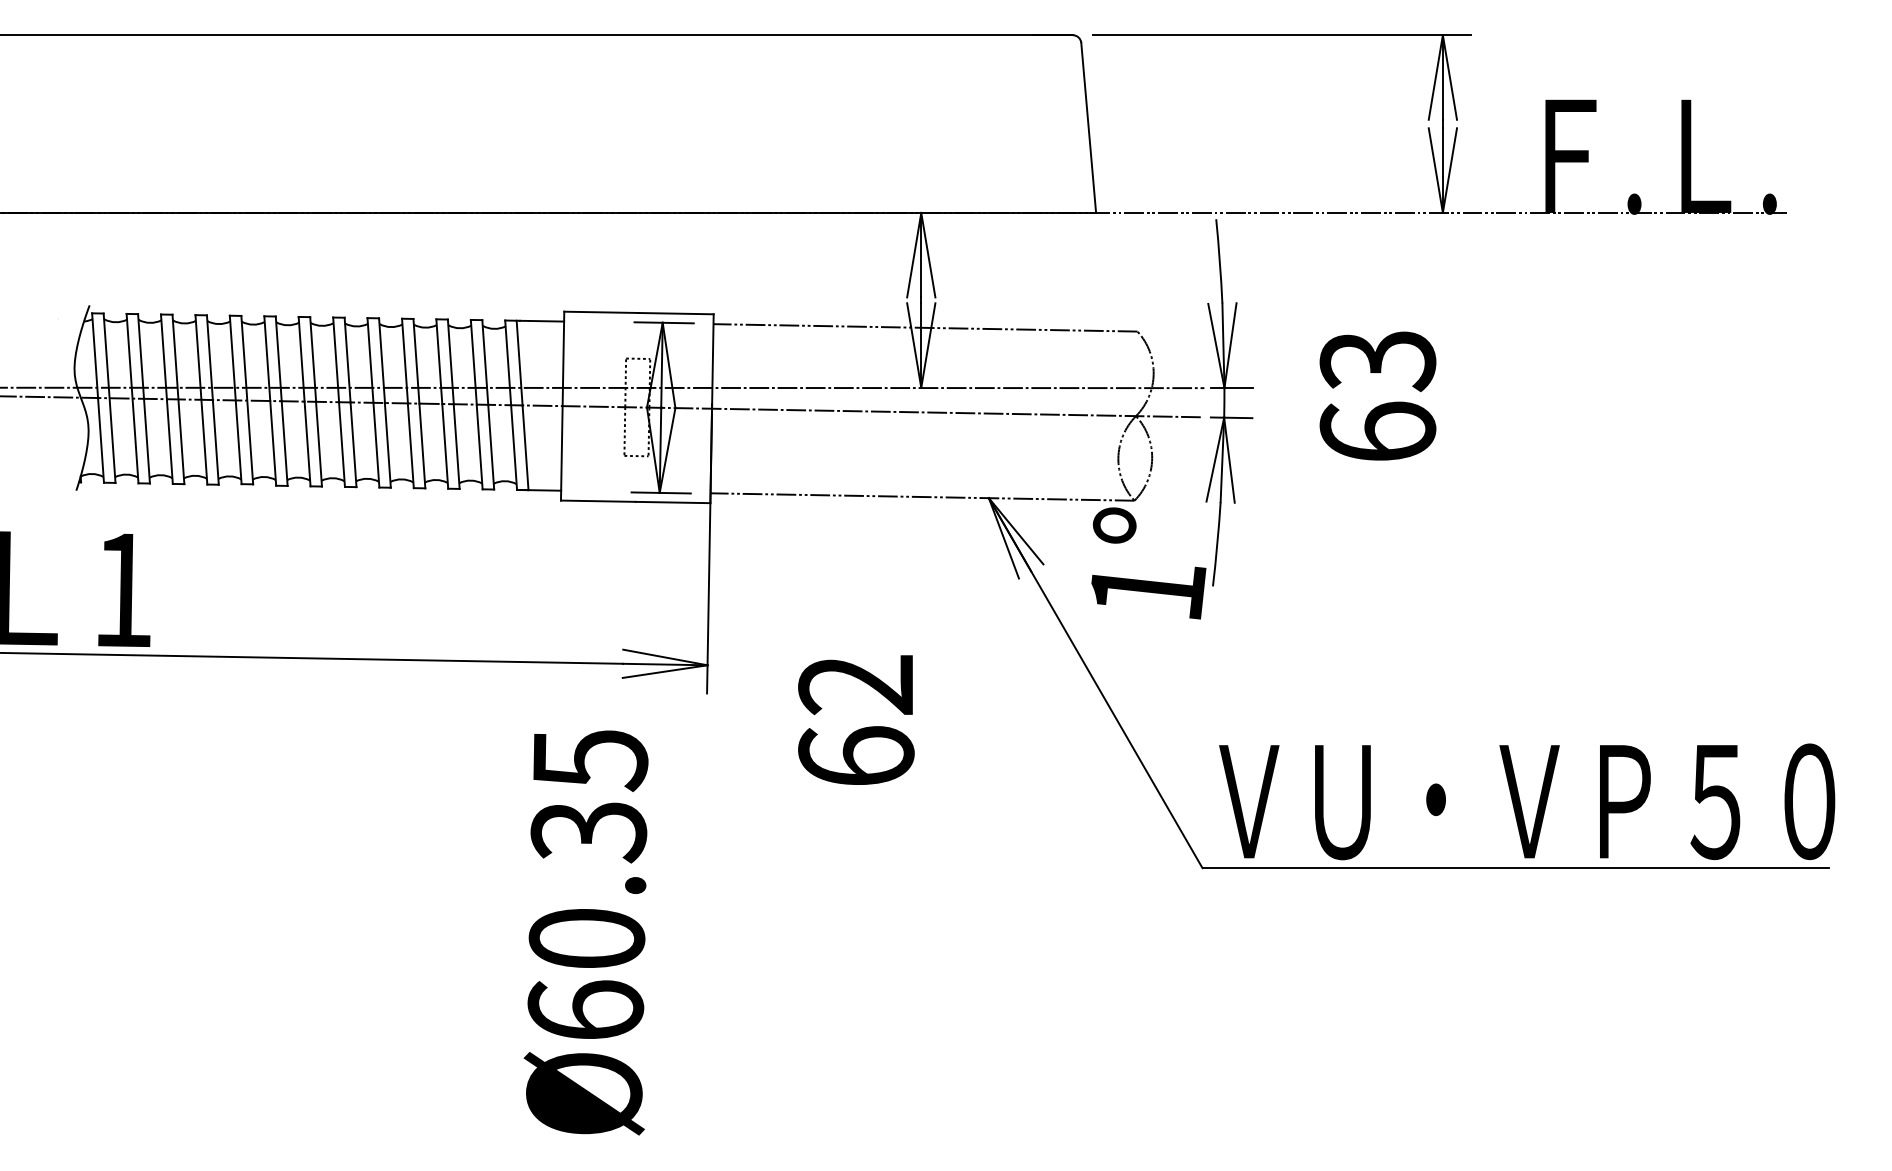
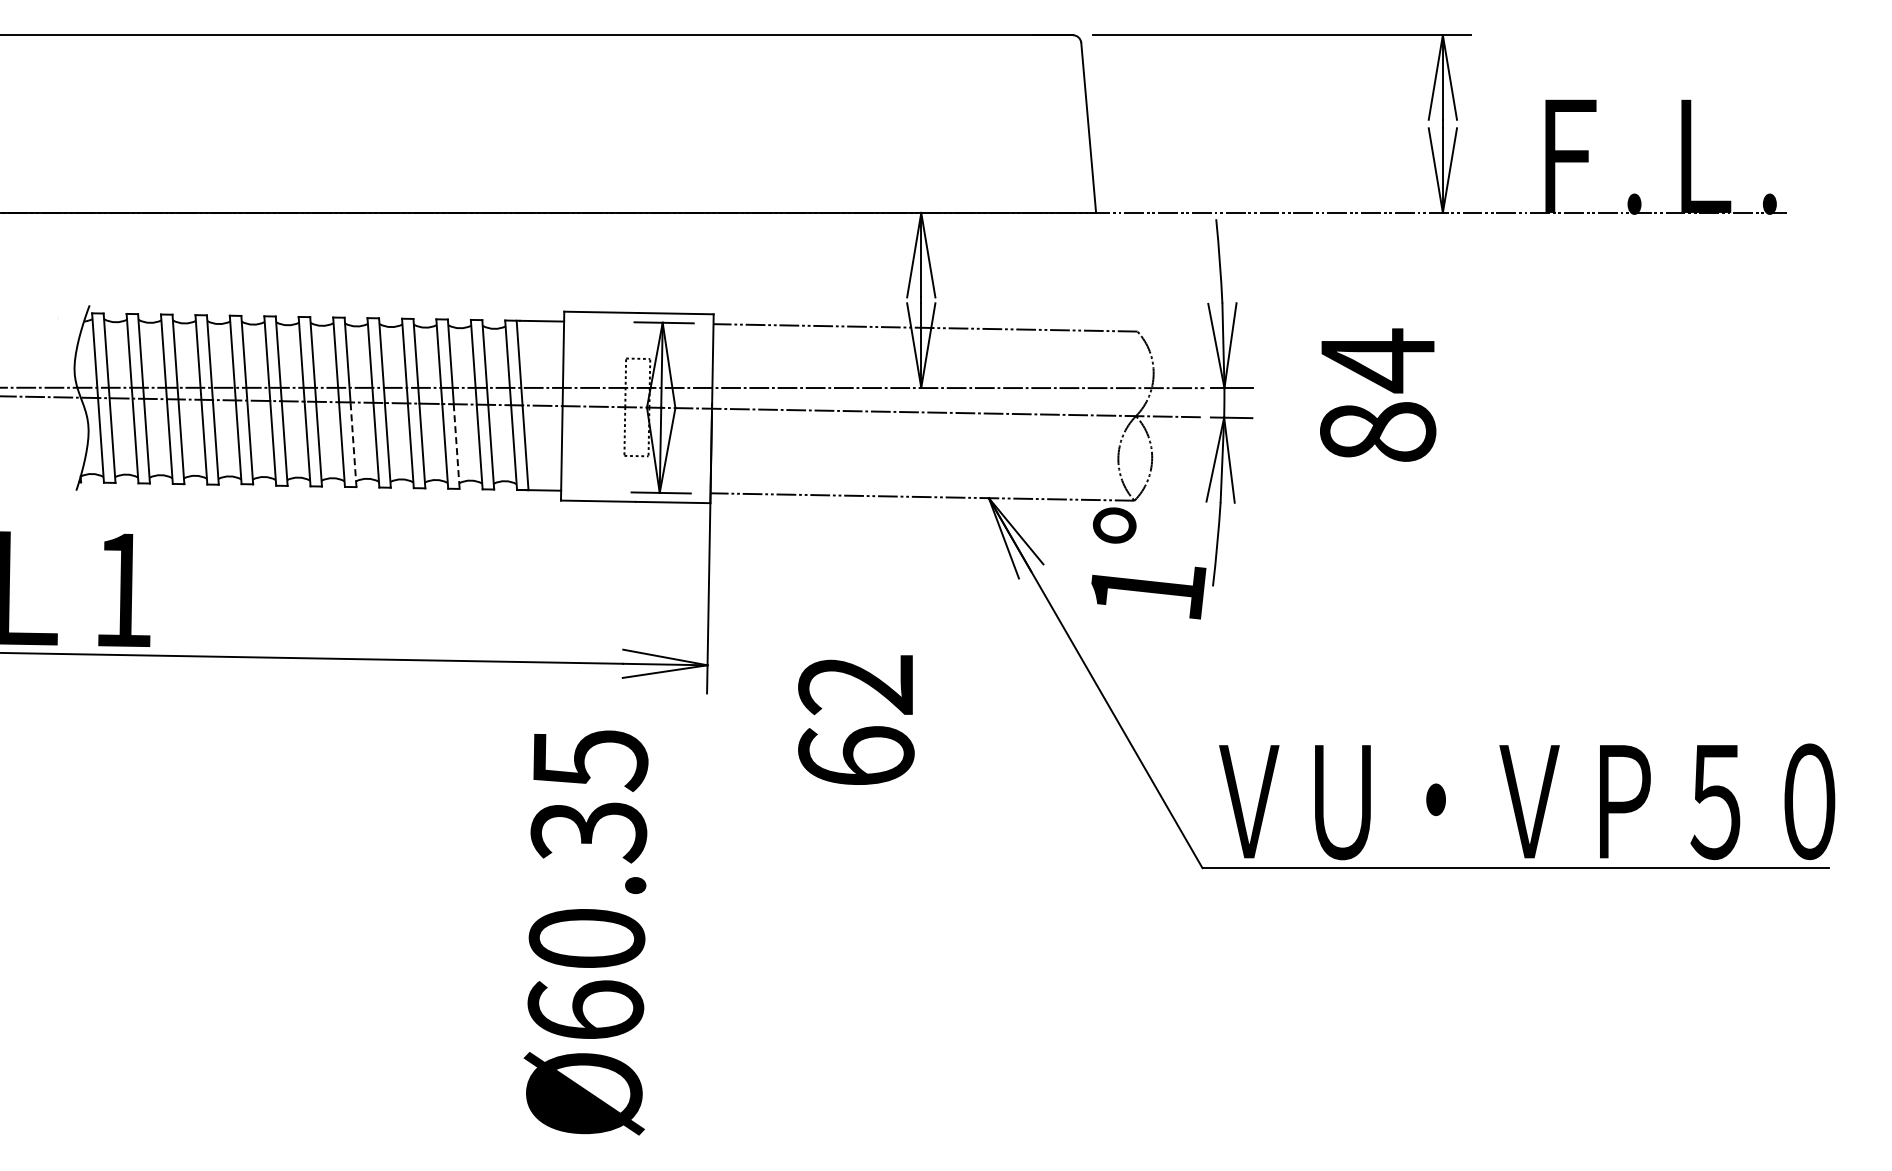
text: 63 -> 84 (1377, 394)
line: solid -> dashed (353, 444)
line: solid -> dashed (456, 447)
